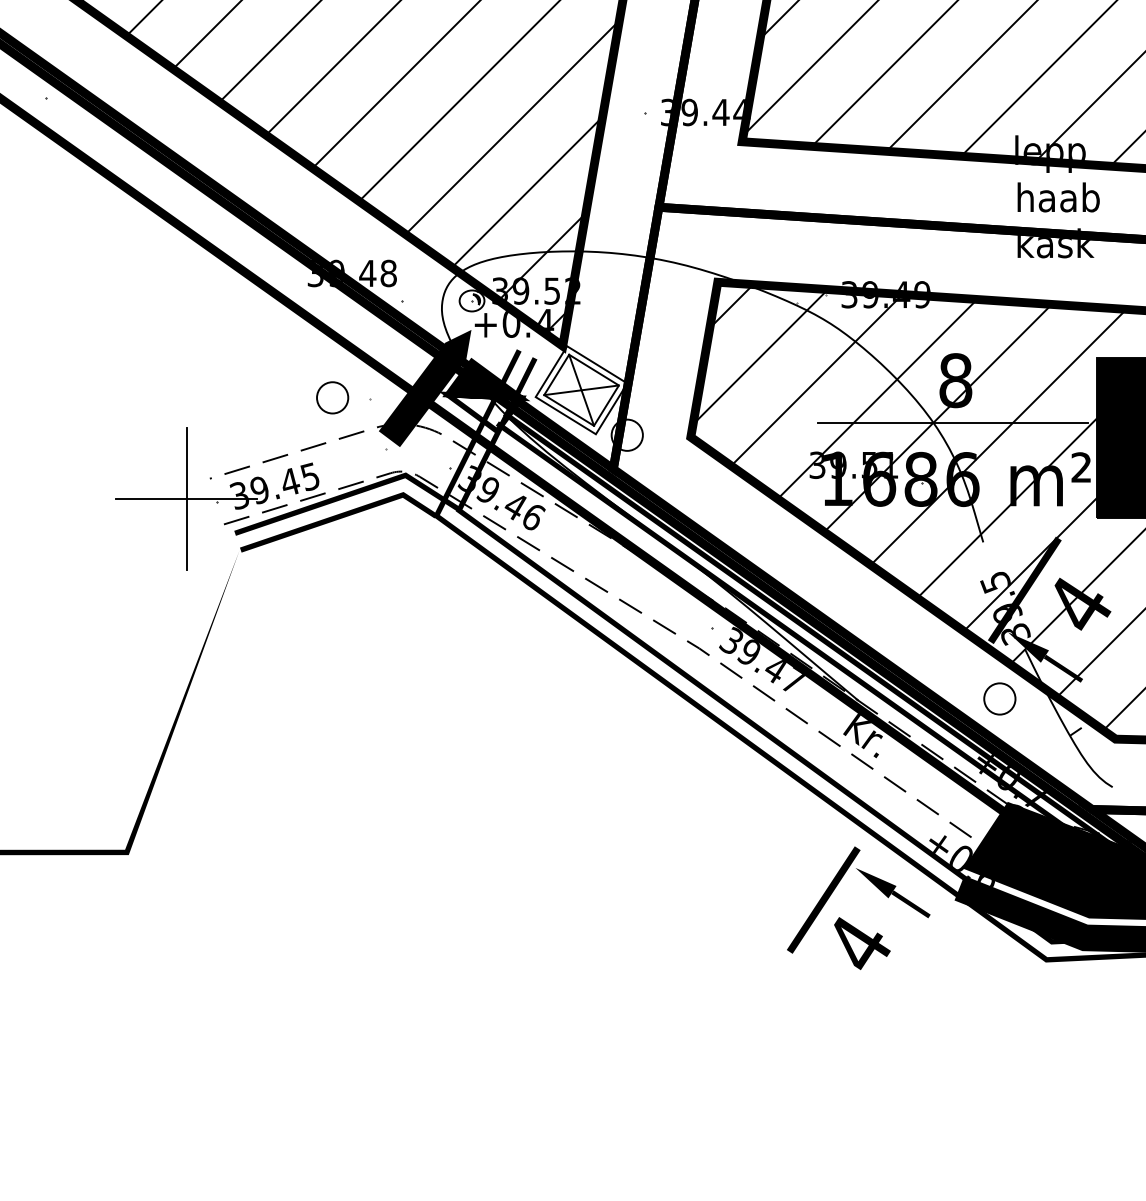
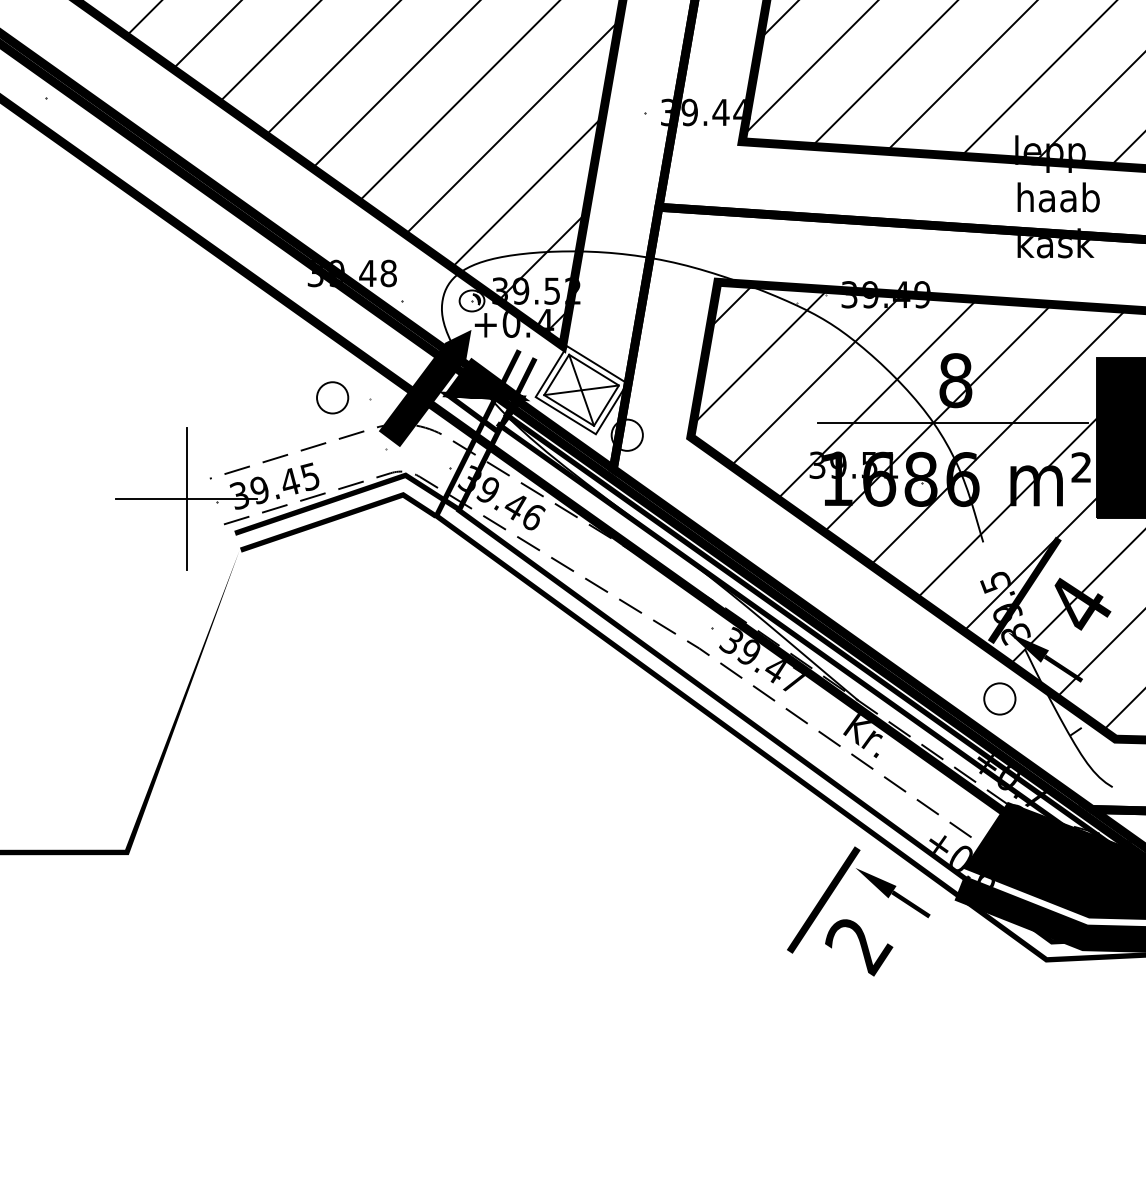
text: 4 -> 2 (859, 946)
